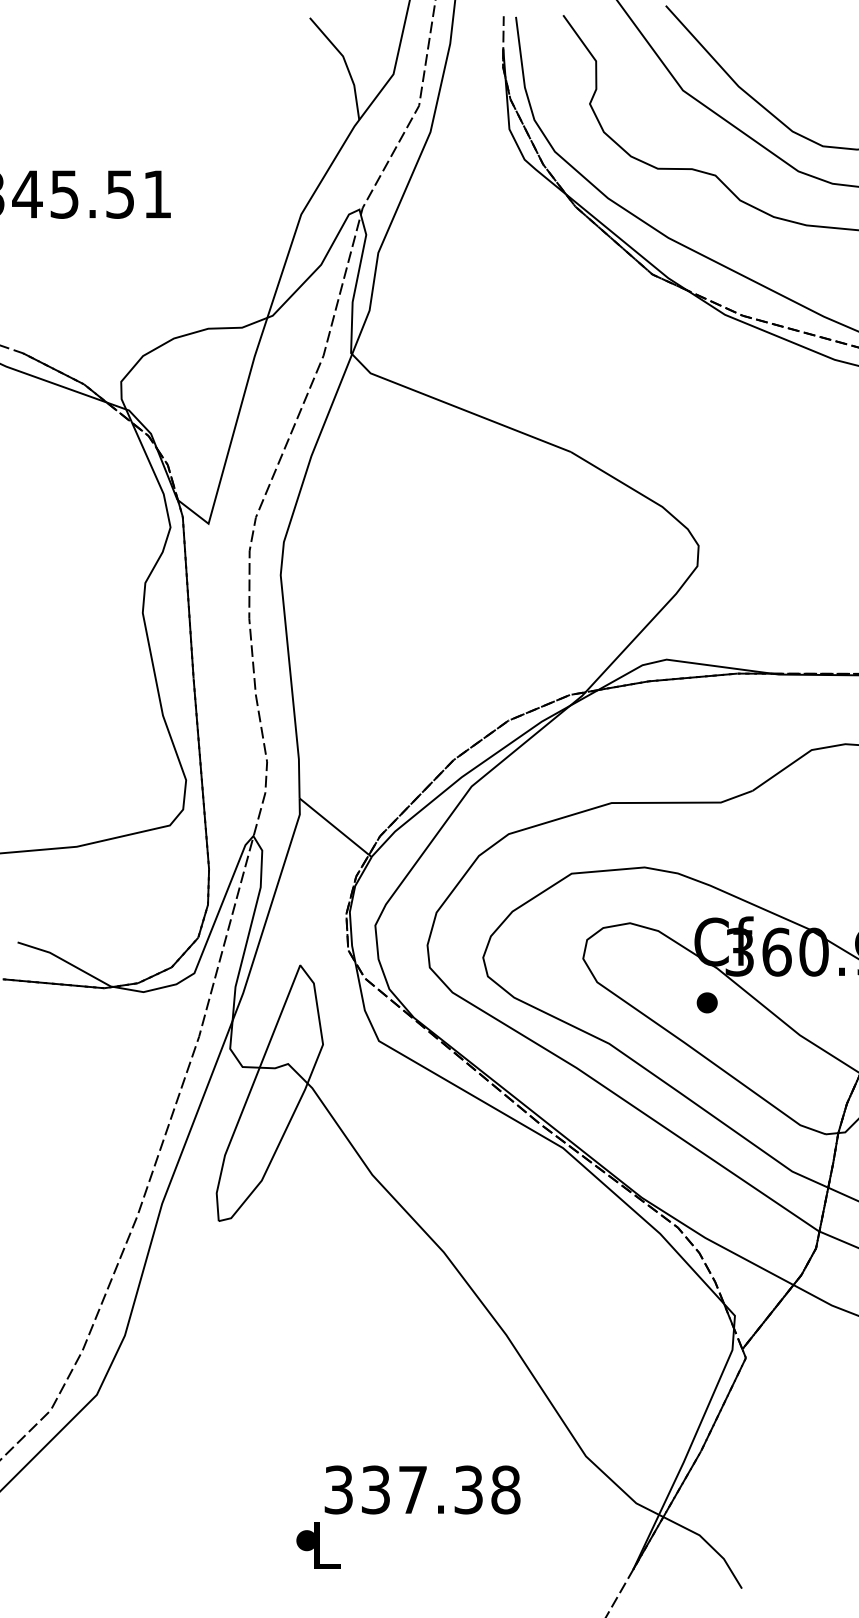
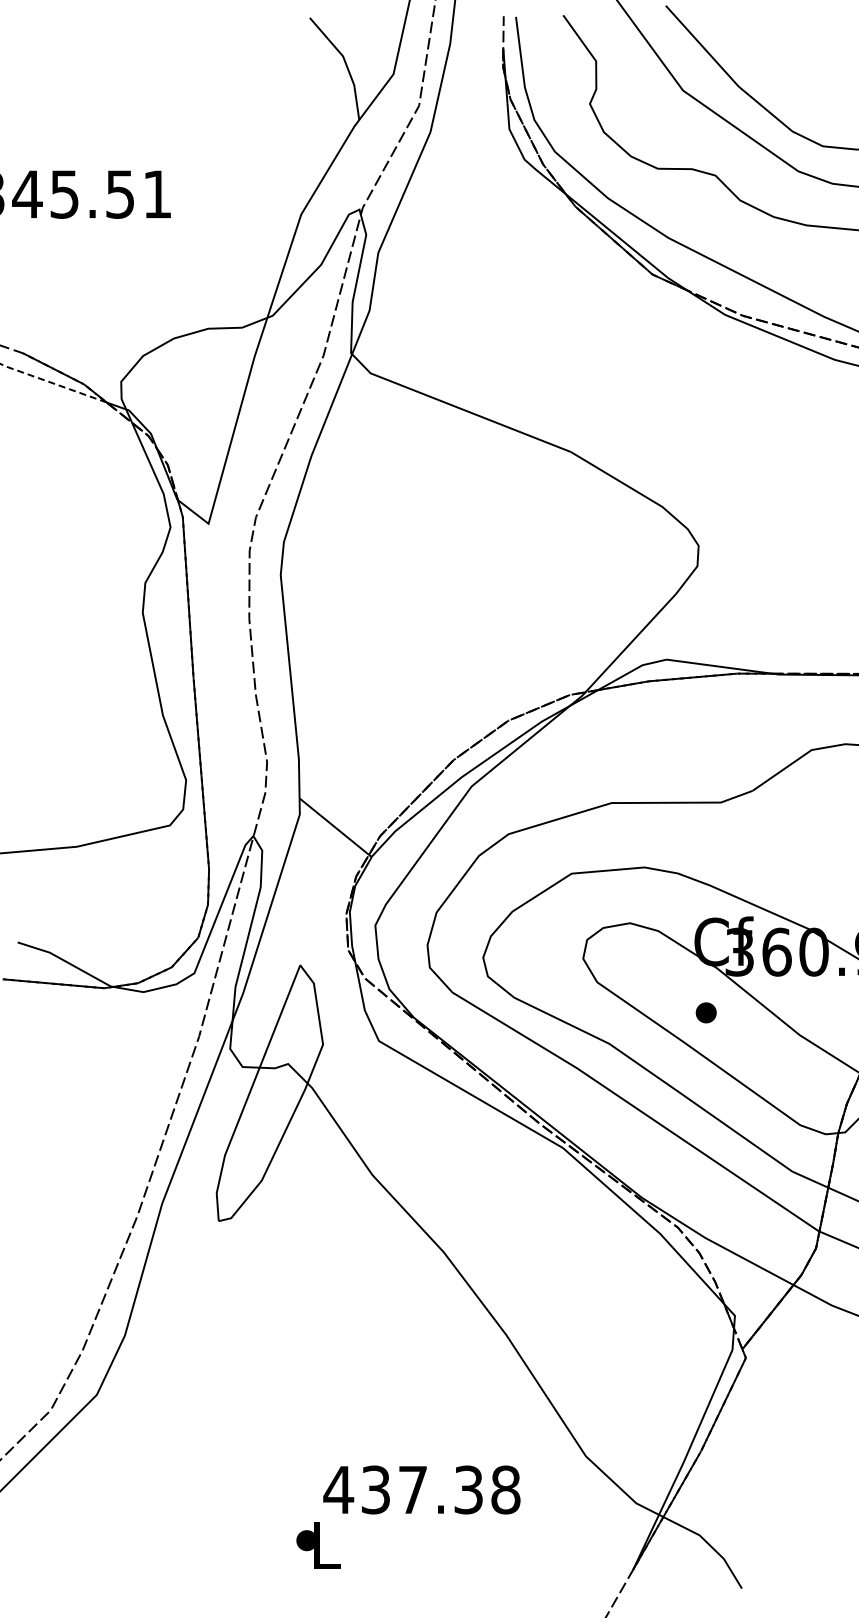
line: solid -> dashed (53, 383)
part position: (706, 1002) -> (705, 1012) (705, 1012)
text: 337.38 -> 437.38 (338, 1489)
